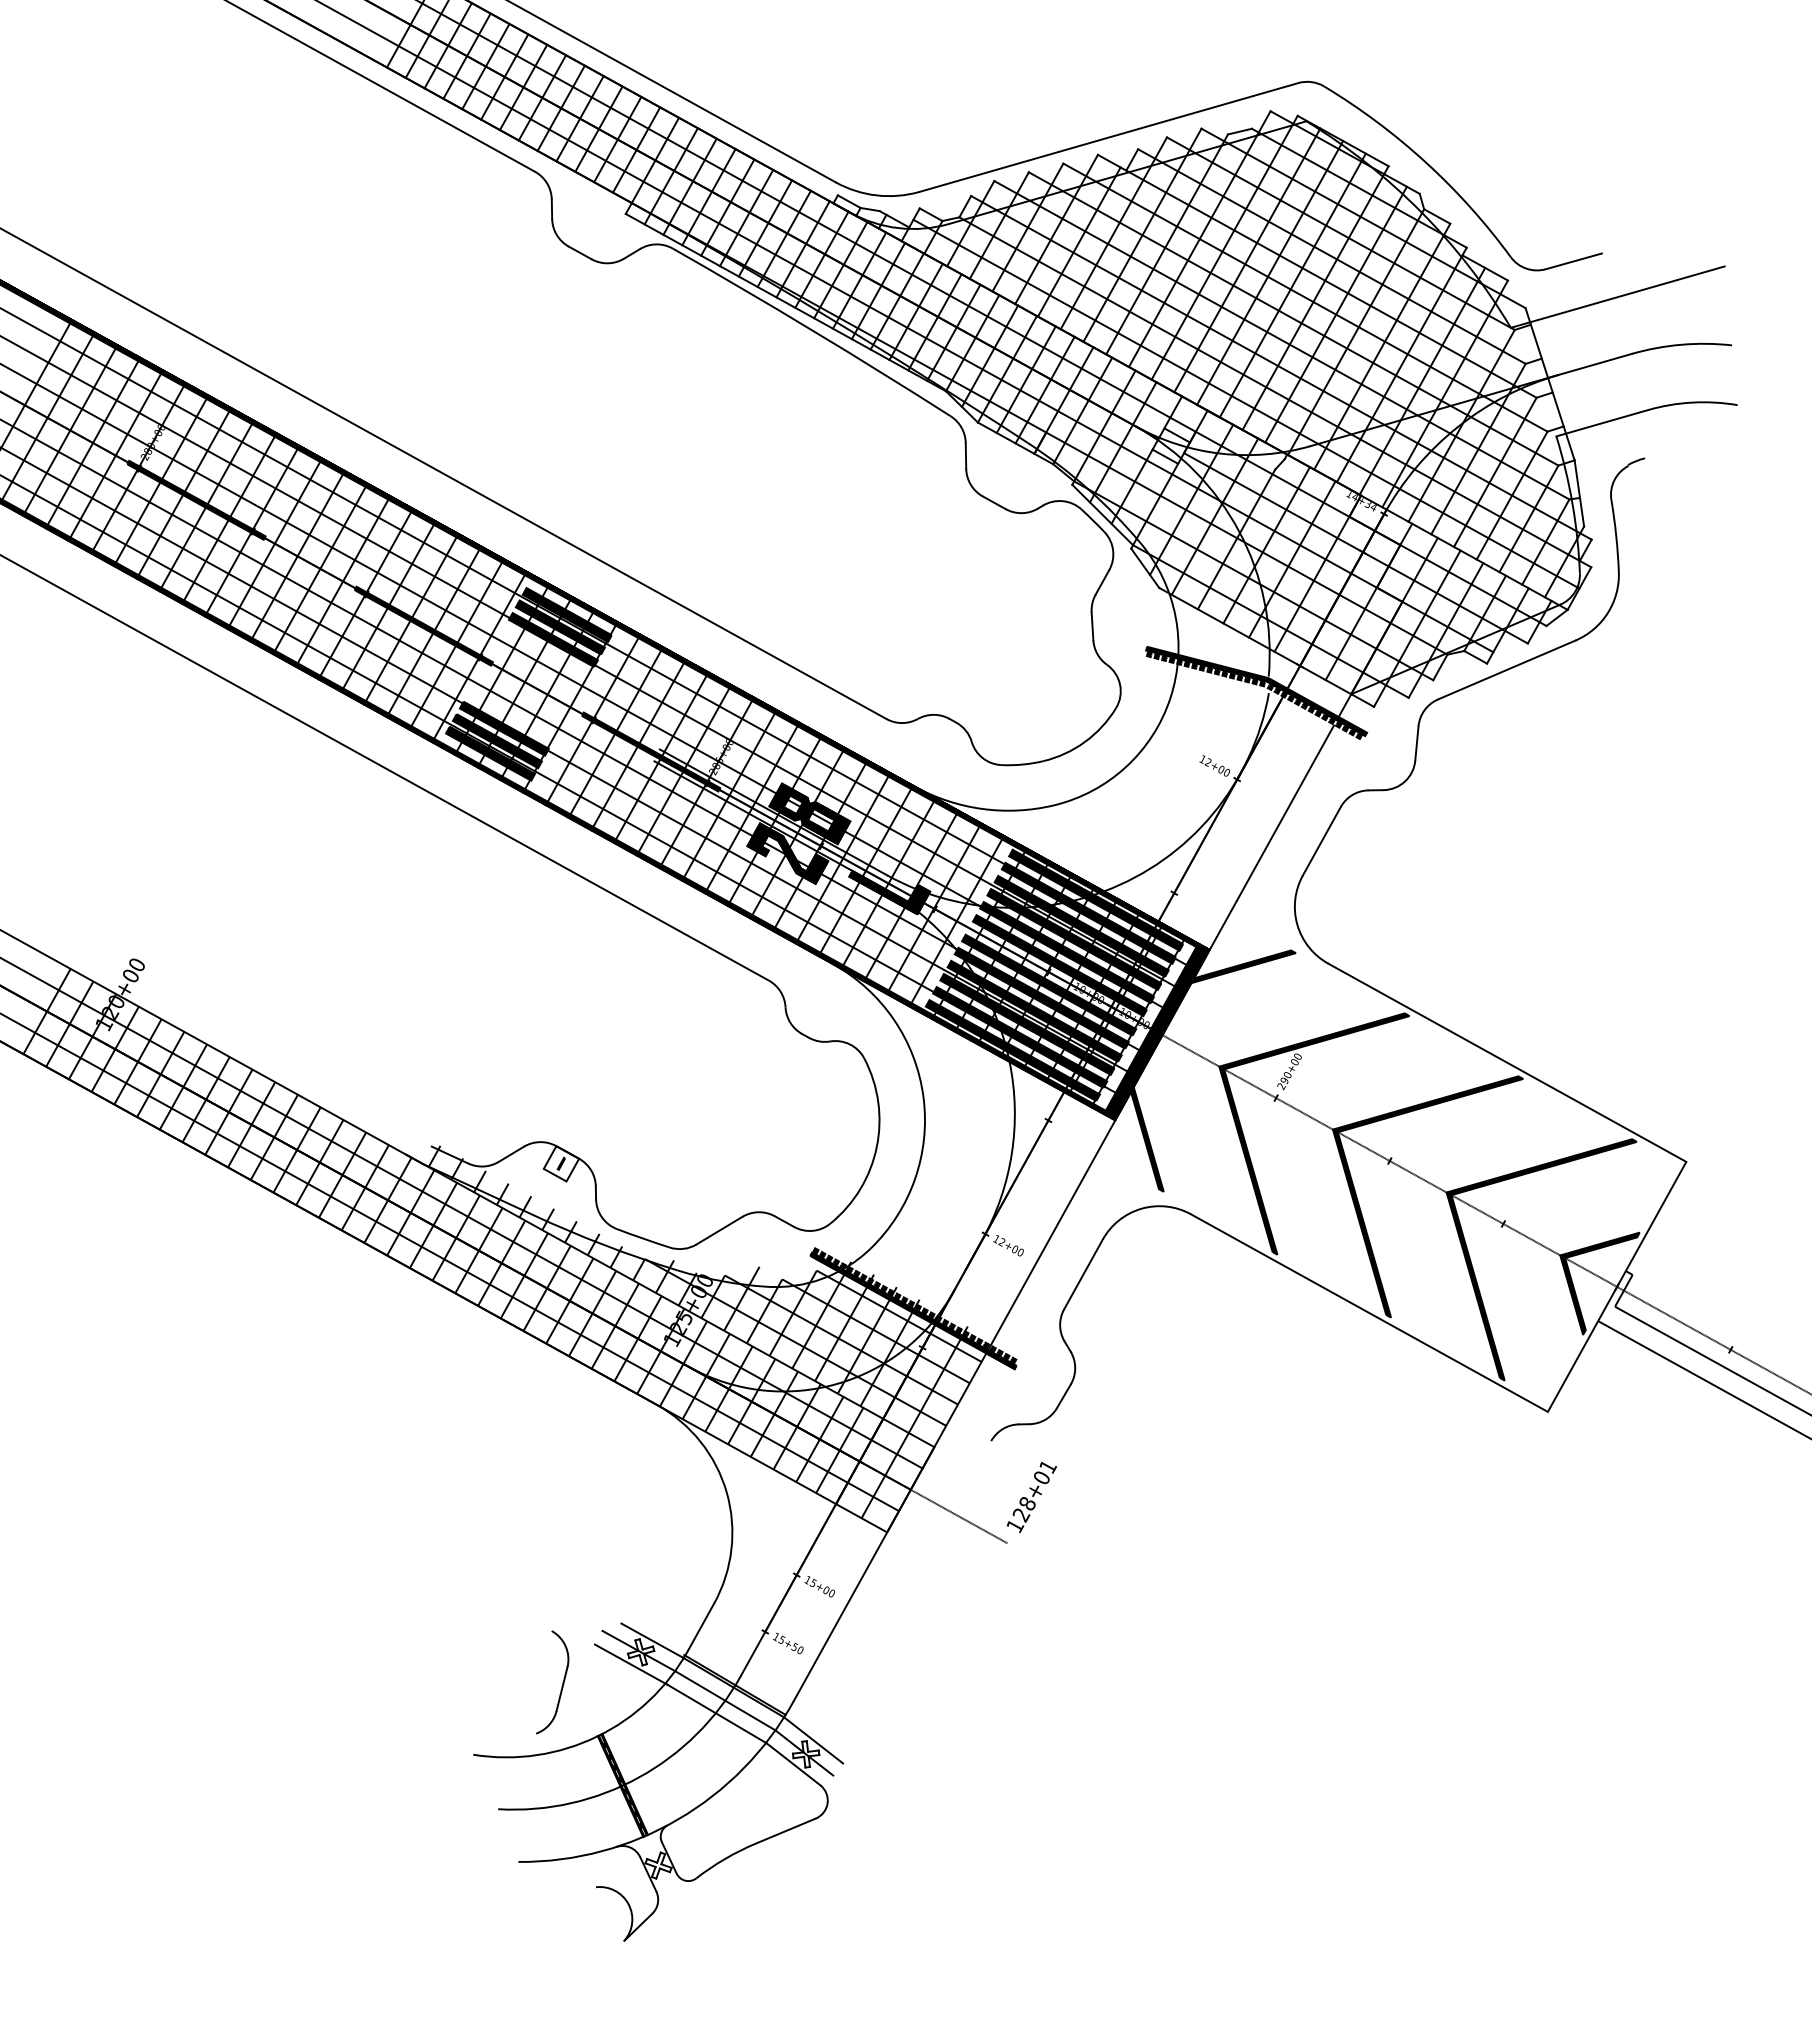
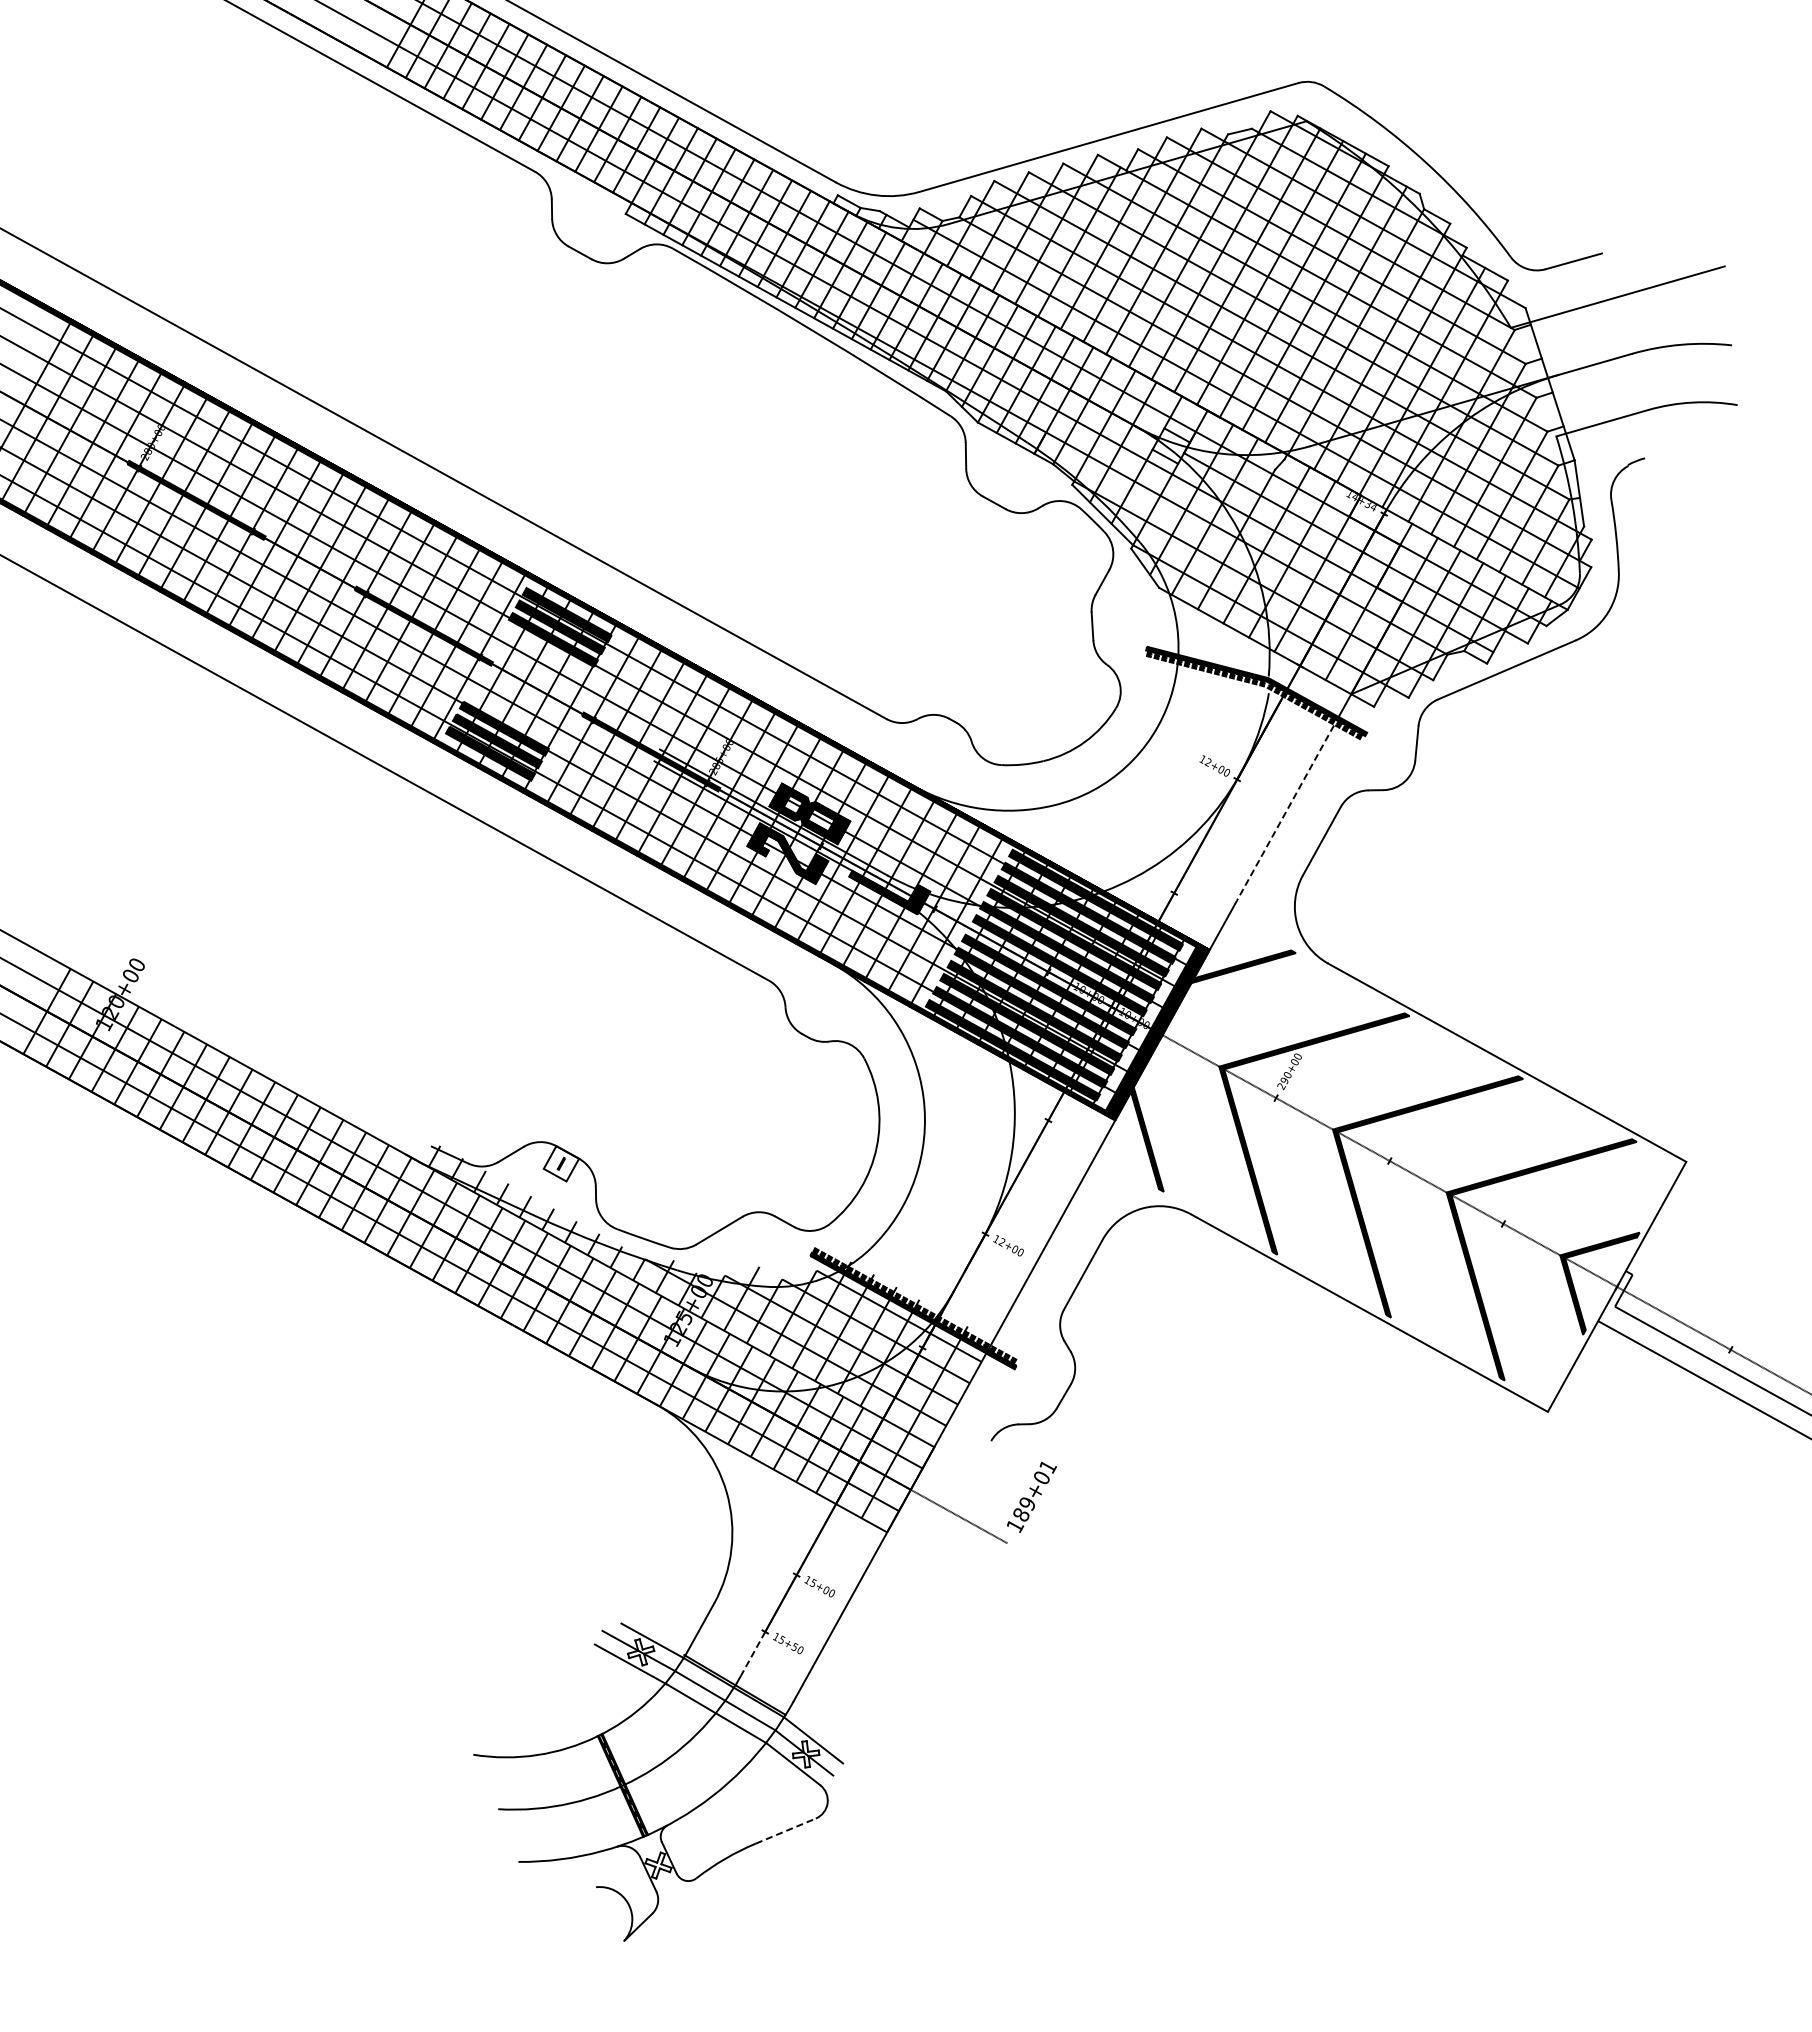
line: solid -> dashed (1285, 813)
text: 128+01 -> 189+01 (1023, 1509)
line: solid -> dashed (752, 1654)
part: present -> none (561, 1686)
line: solid -> dashed (786, 1830)
